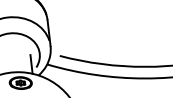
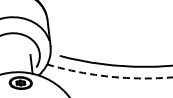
arc: solid -> dashed (109, 76)
